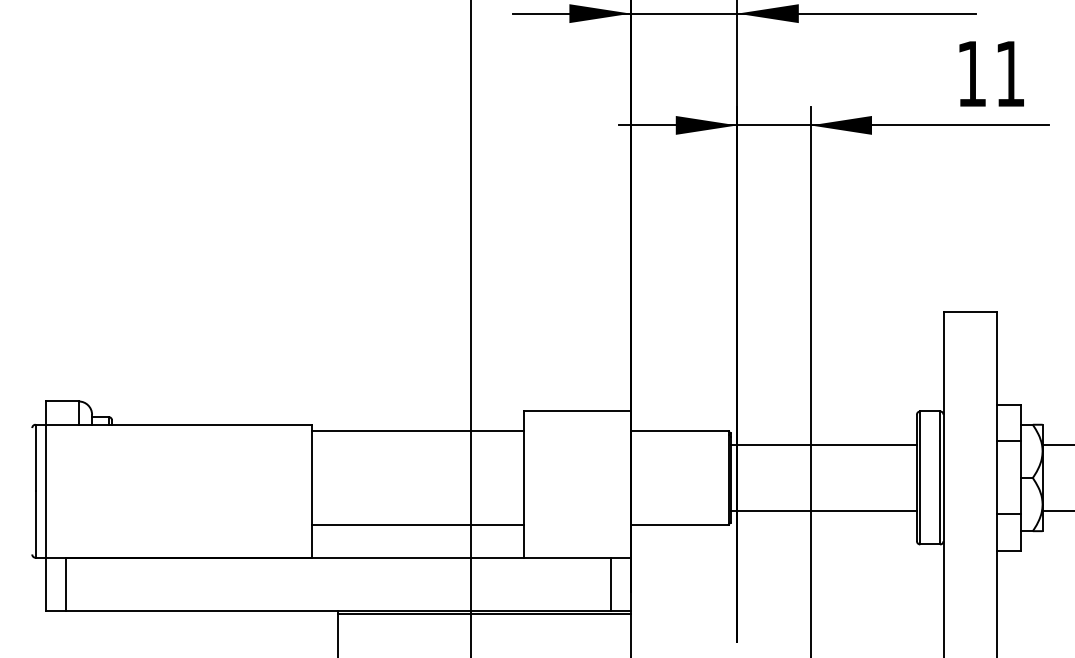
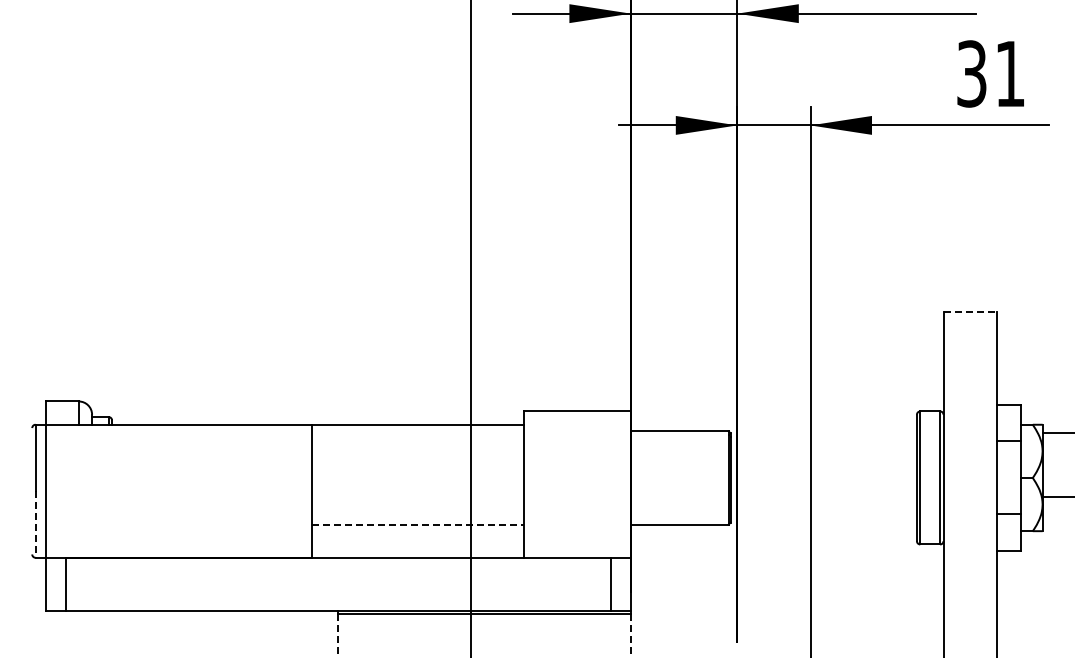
text: 11 -> 31 (971, 73)
line: solid -> dashed (970, 311)
line position: (417, 431) -> (417, 425) (417, 425)
line: present -> none (823, 444)
line position: (1056, 444) -> (1056, 432) (1056, 432)
line: present -> none (823, 511)
line position: (1056, 511) -> (1056, 497) (1056, 497)
line: solid -> dashed (418, 524)
line: solid -> dashed (35, 525)
line: solid -> dashed (338, 636)
line: solid -> dashed (630, 636)
